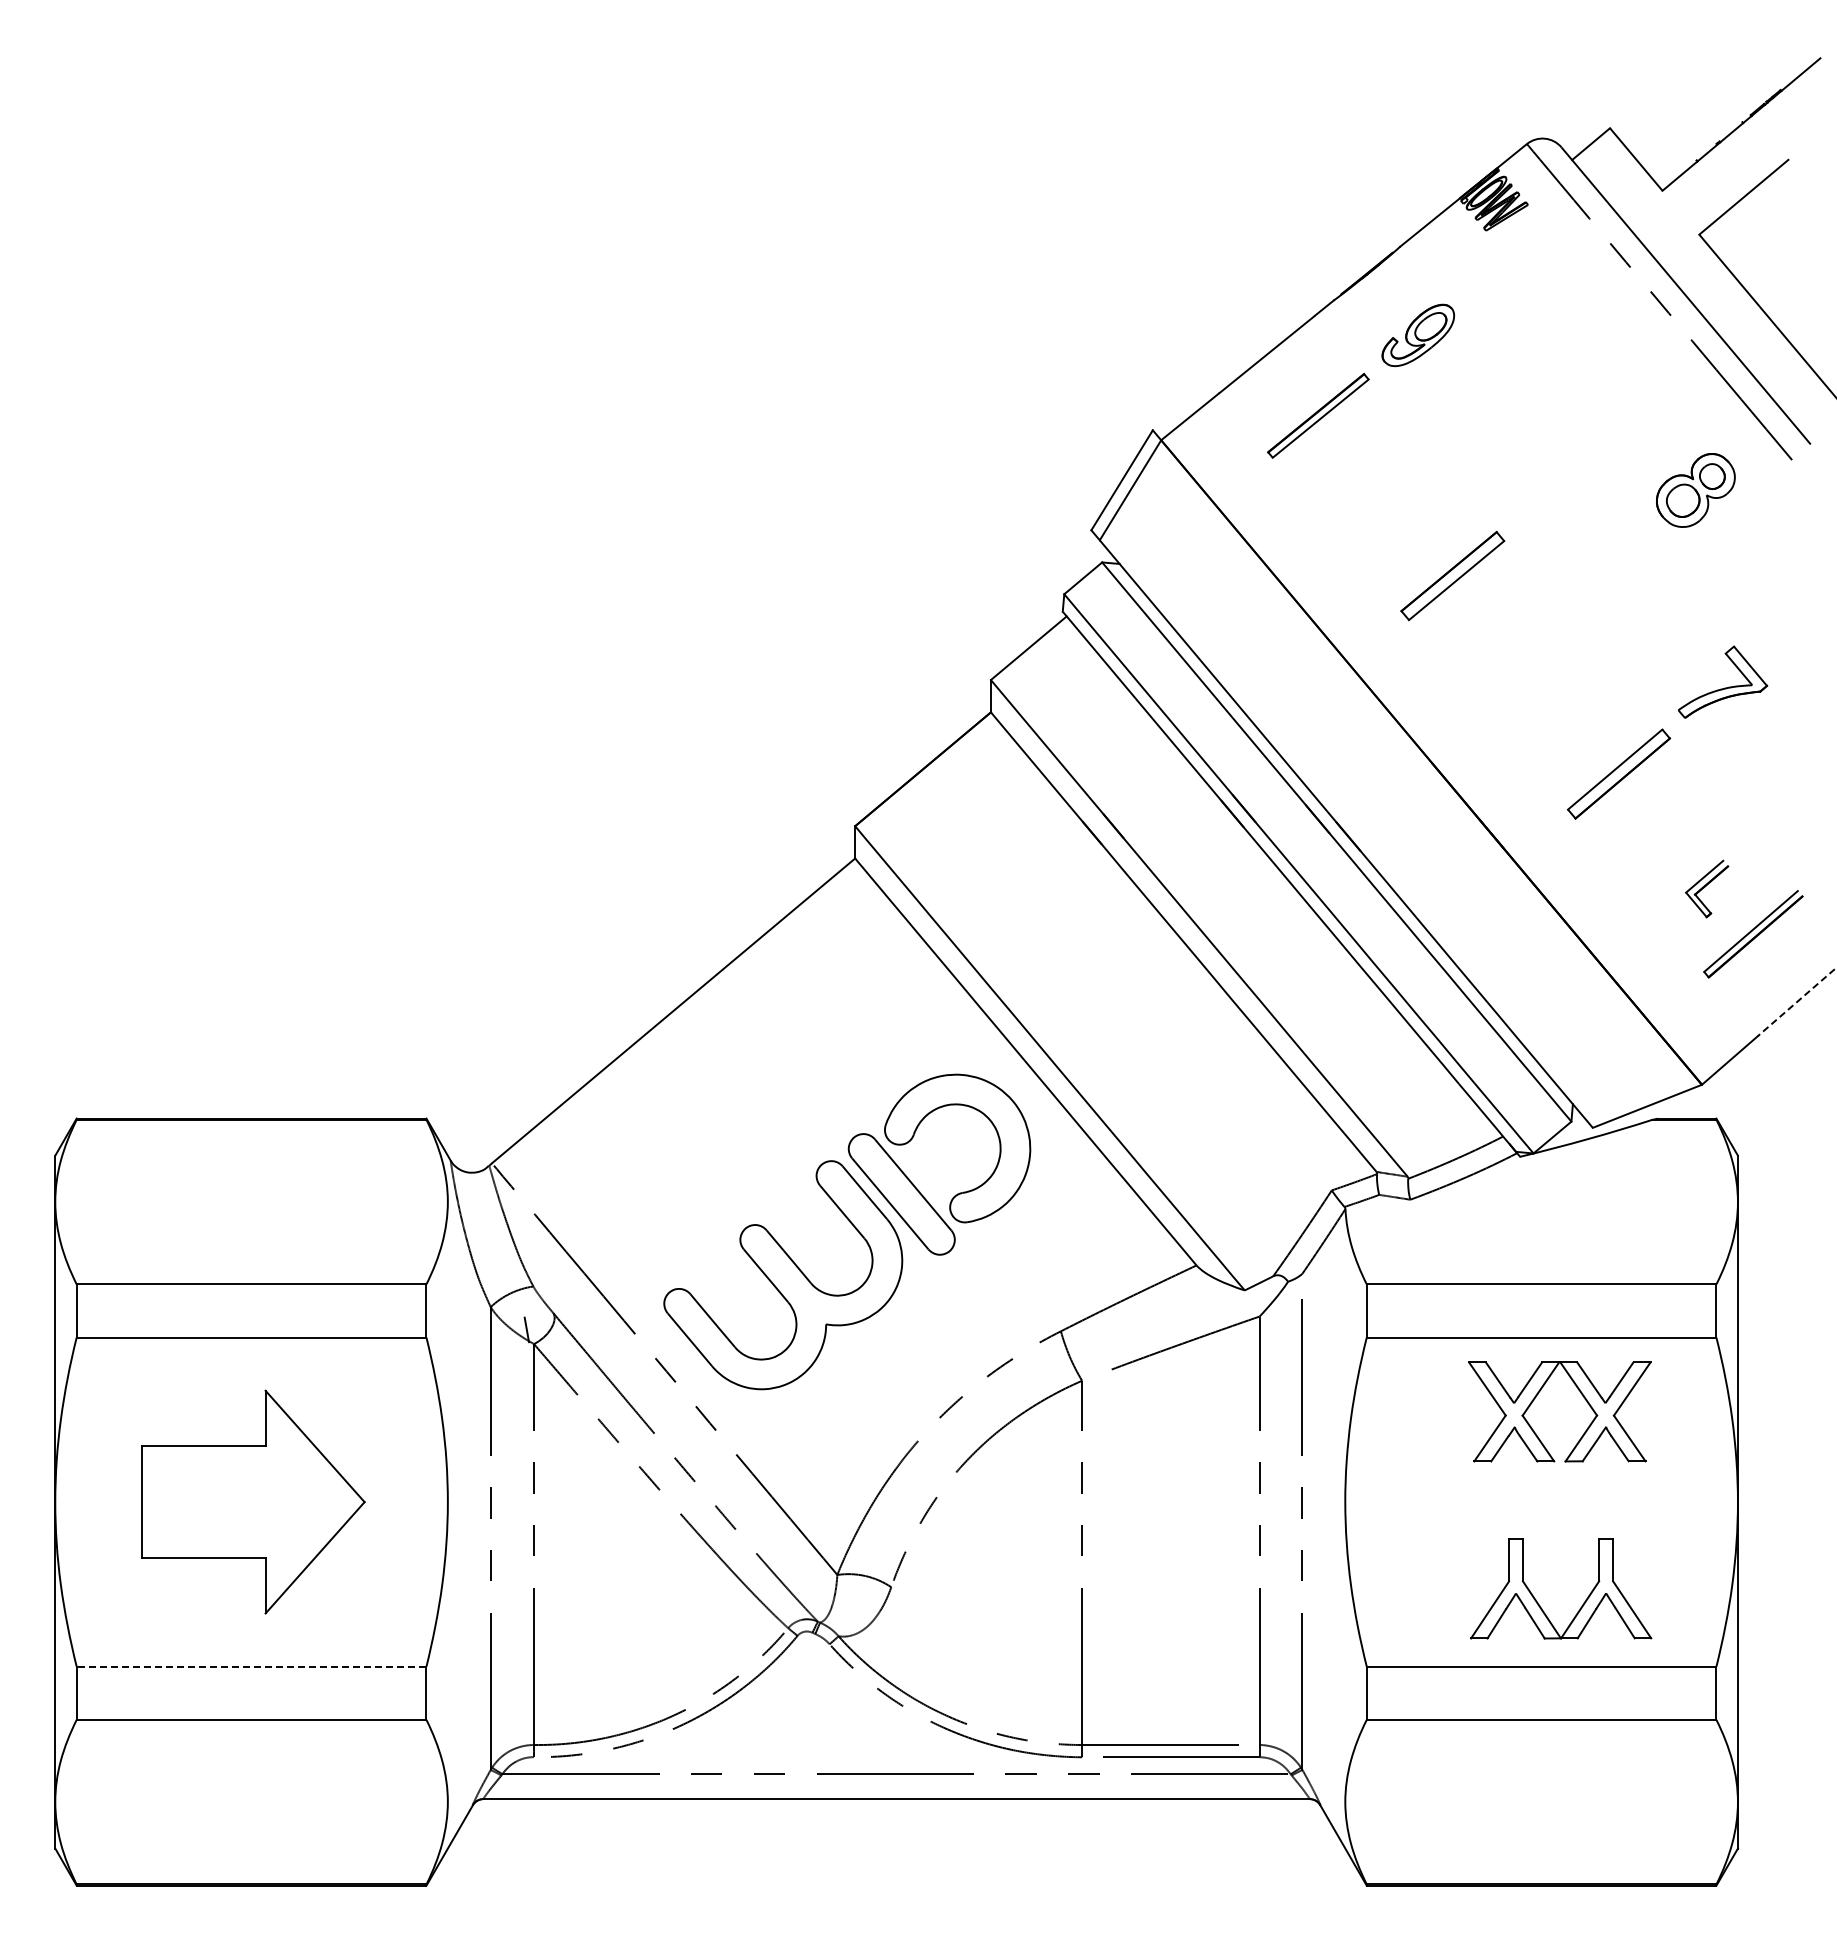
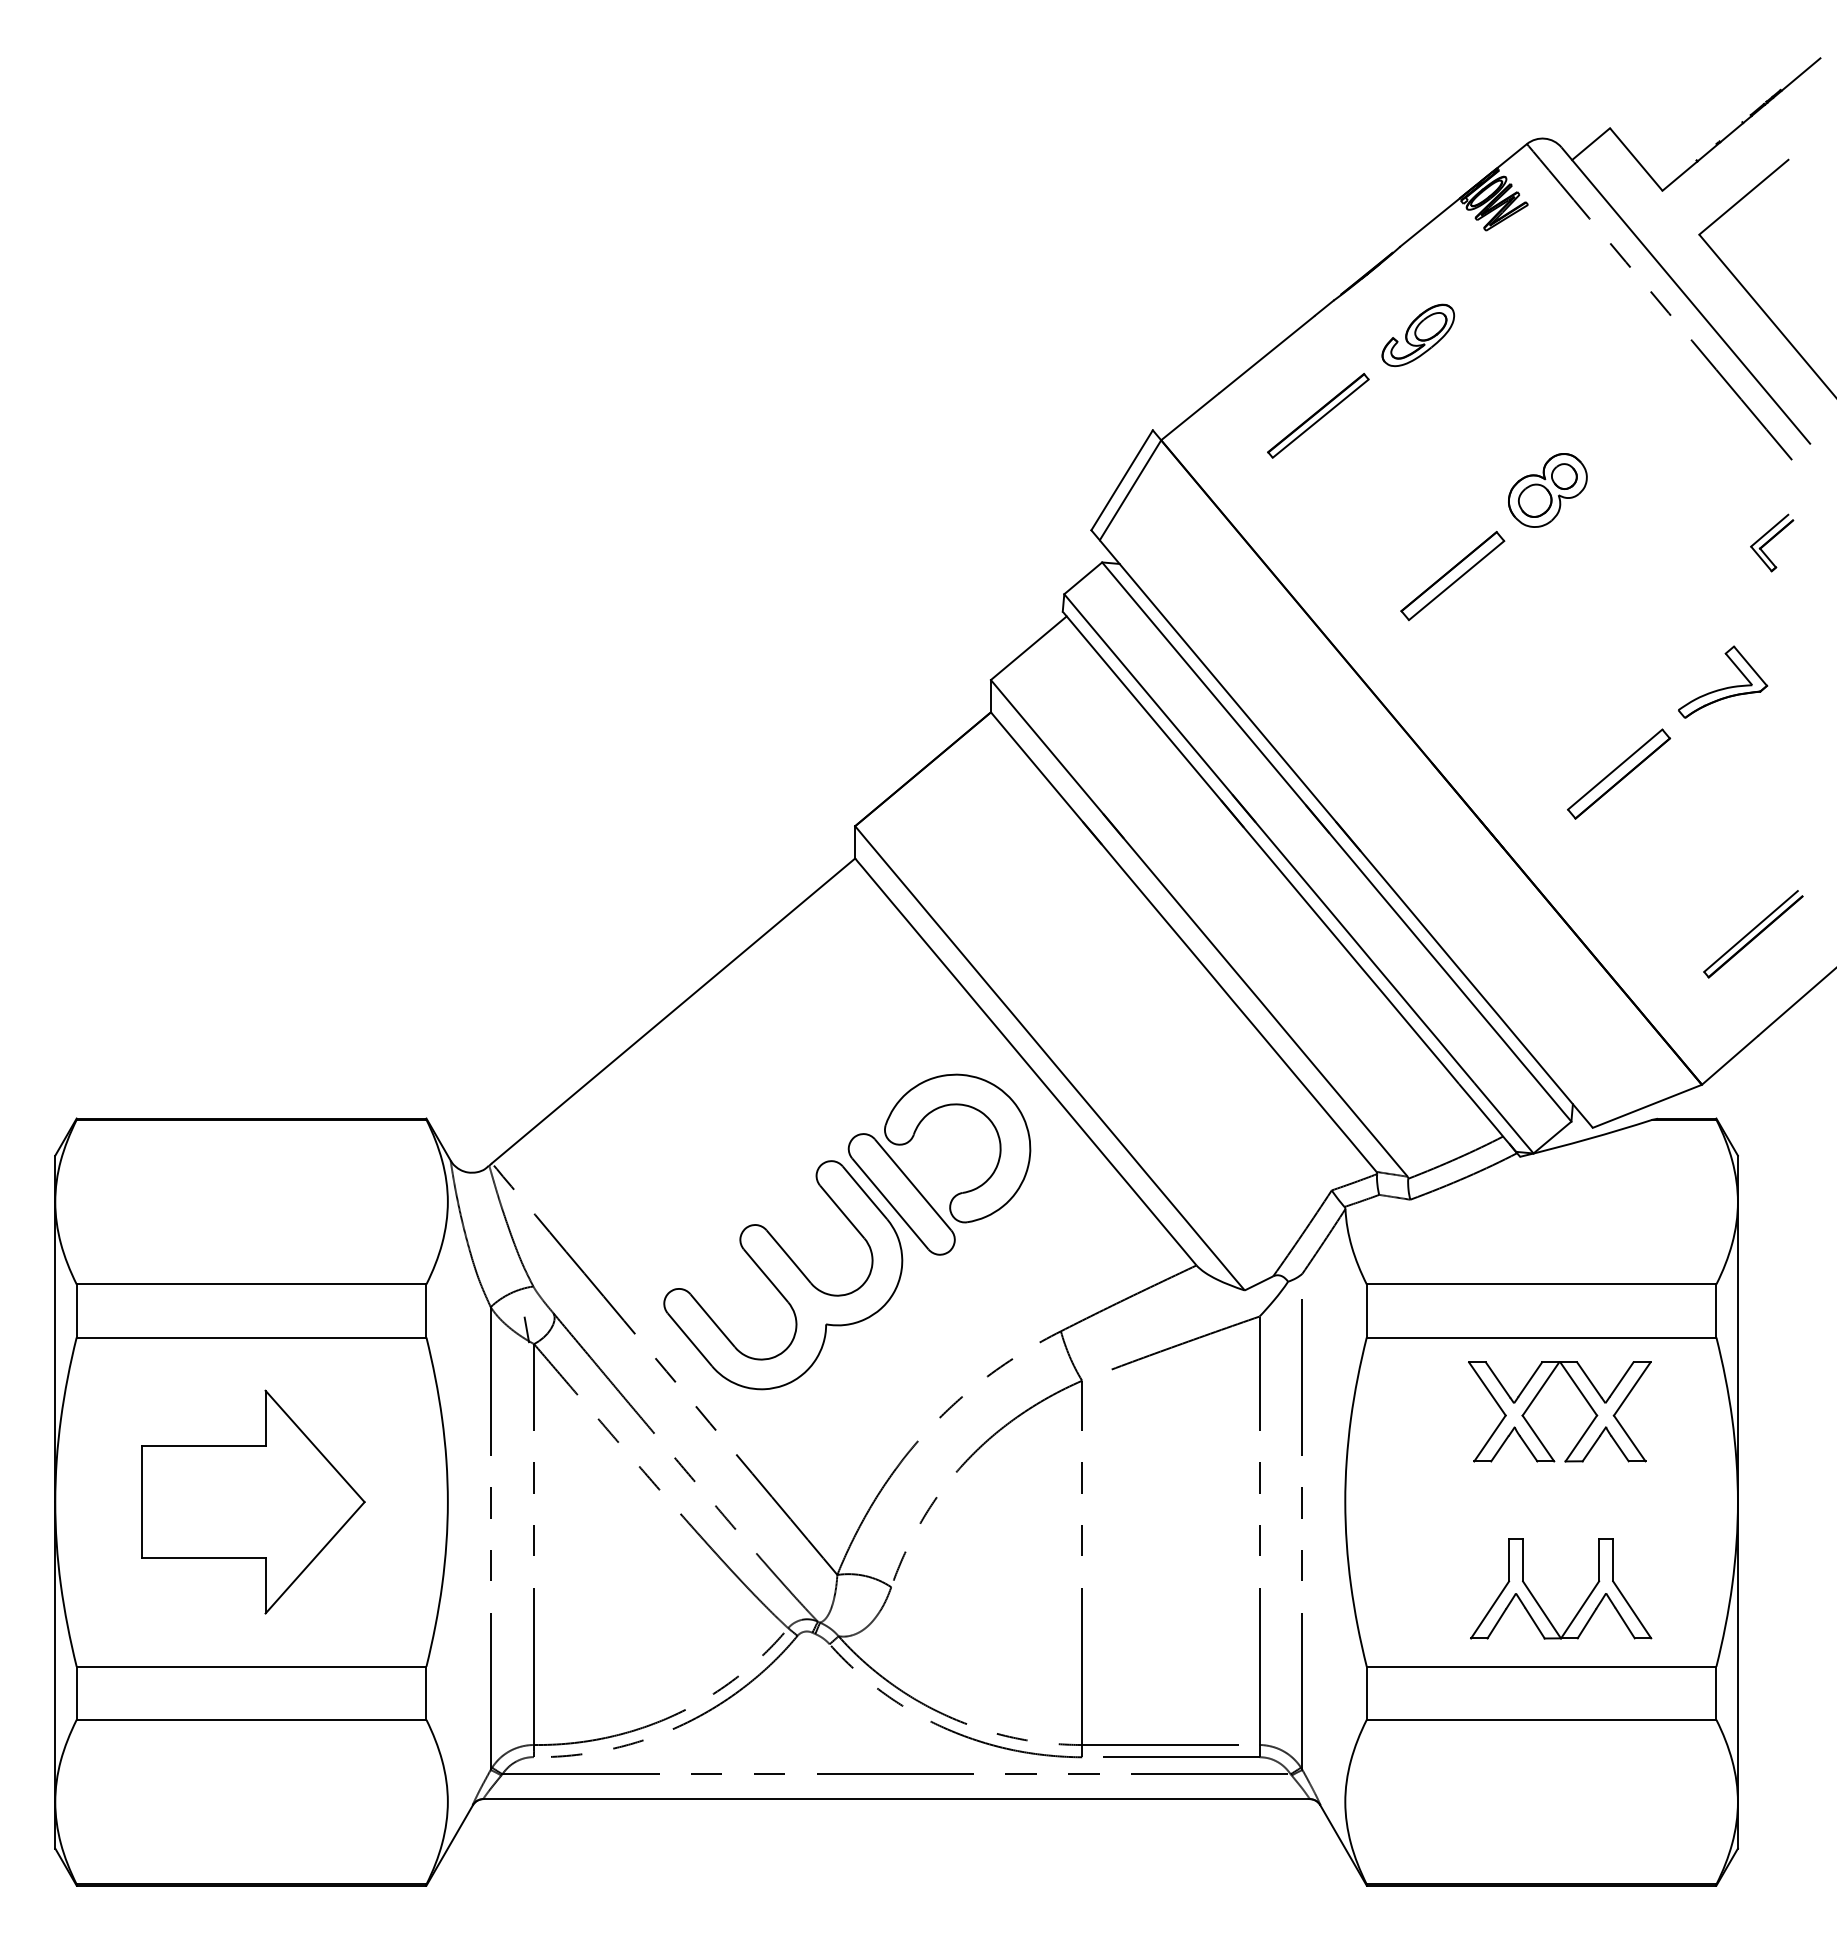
part position: (1695, 490) -> (1547, 490) (1547, 490)
part position: (1707, 888) -> (1772, 542) (1772, 542)
line: dashed -> solid (1796, 1002)
line: dashed -> solid (251, 1666)
